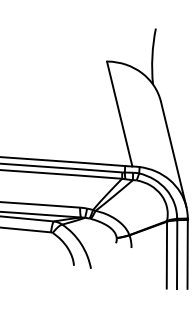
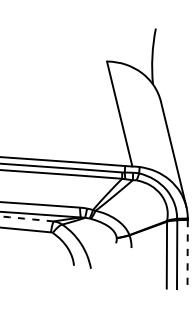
arc: solid -> dashed (27, 218)
line: solid -> dashed (187, 254)
